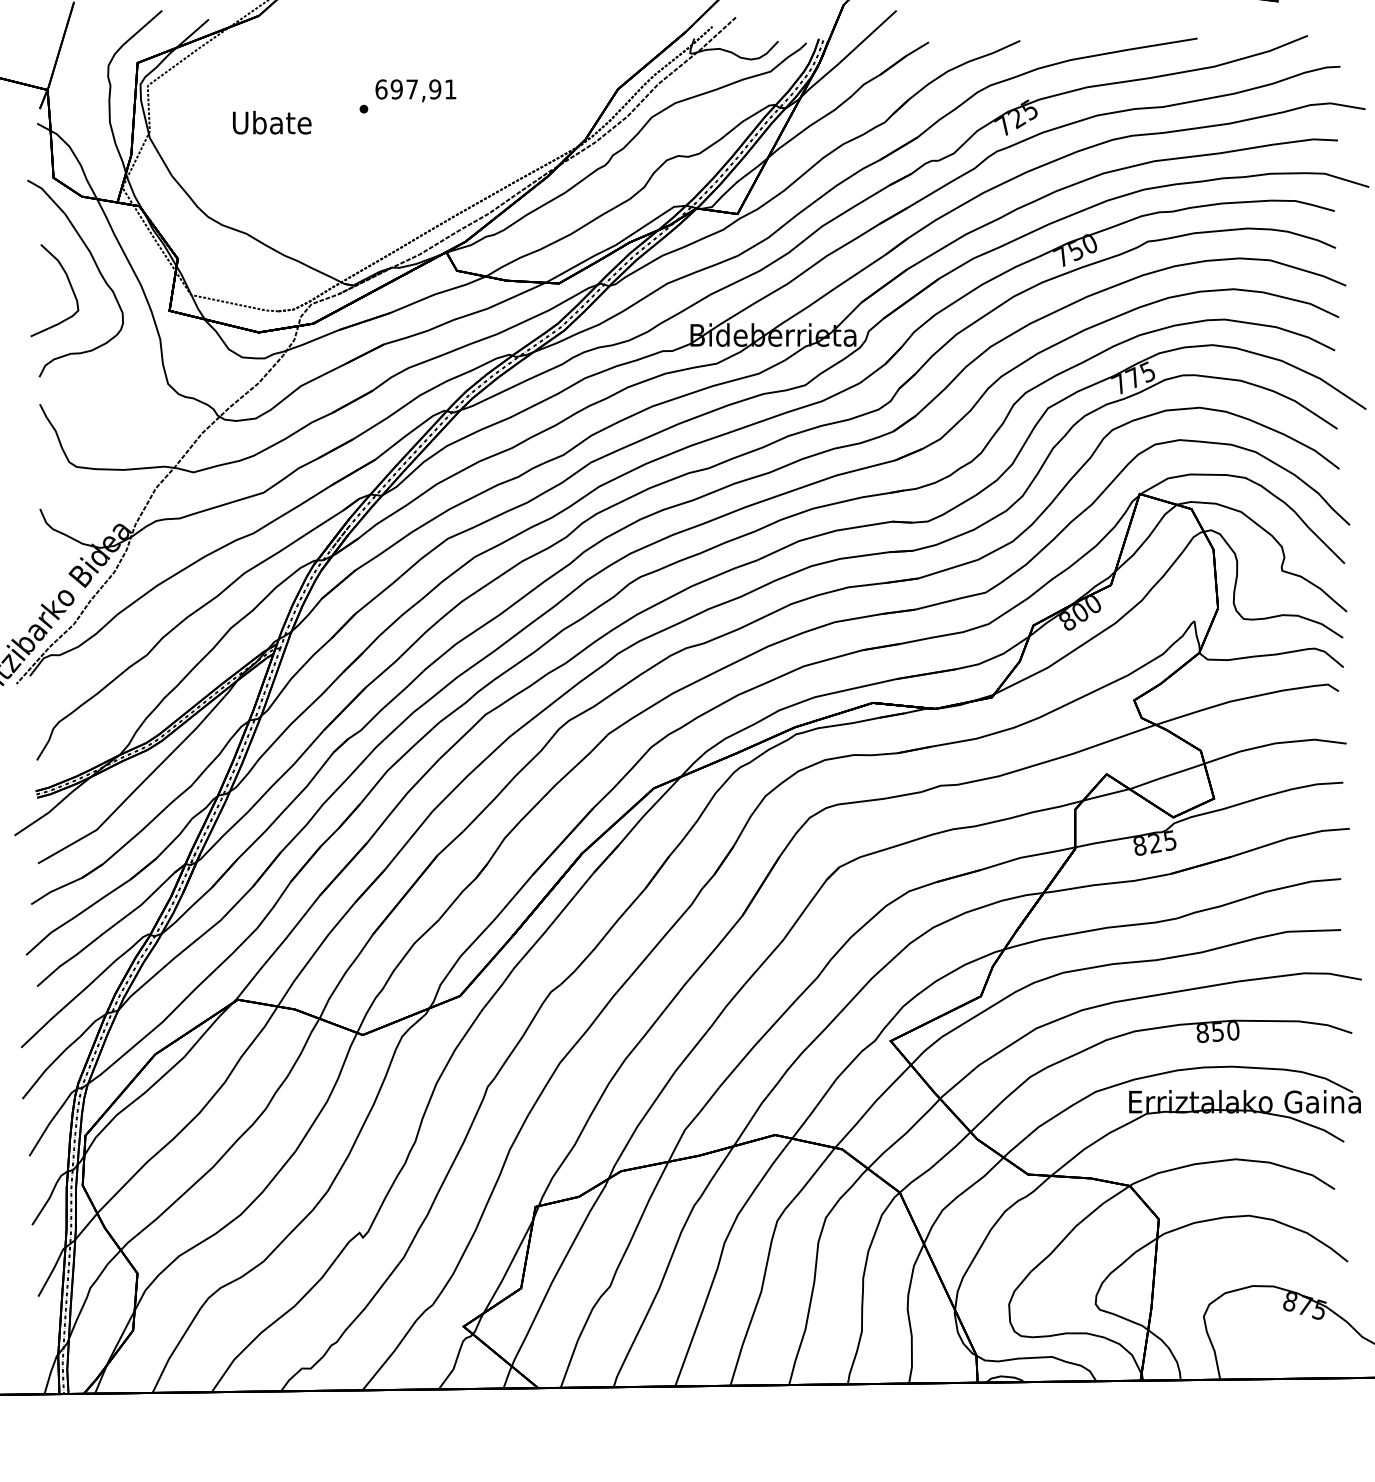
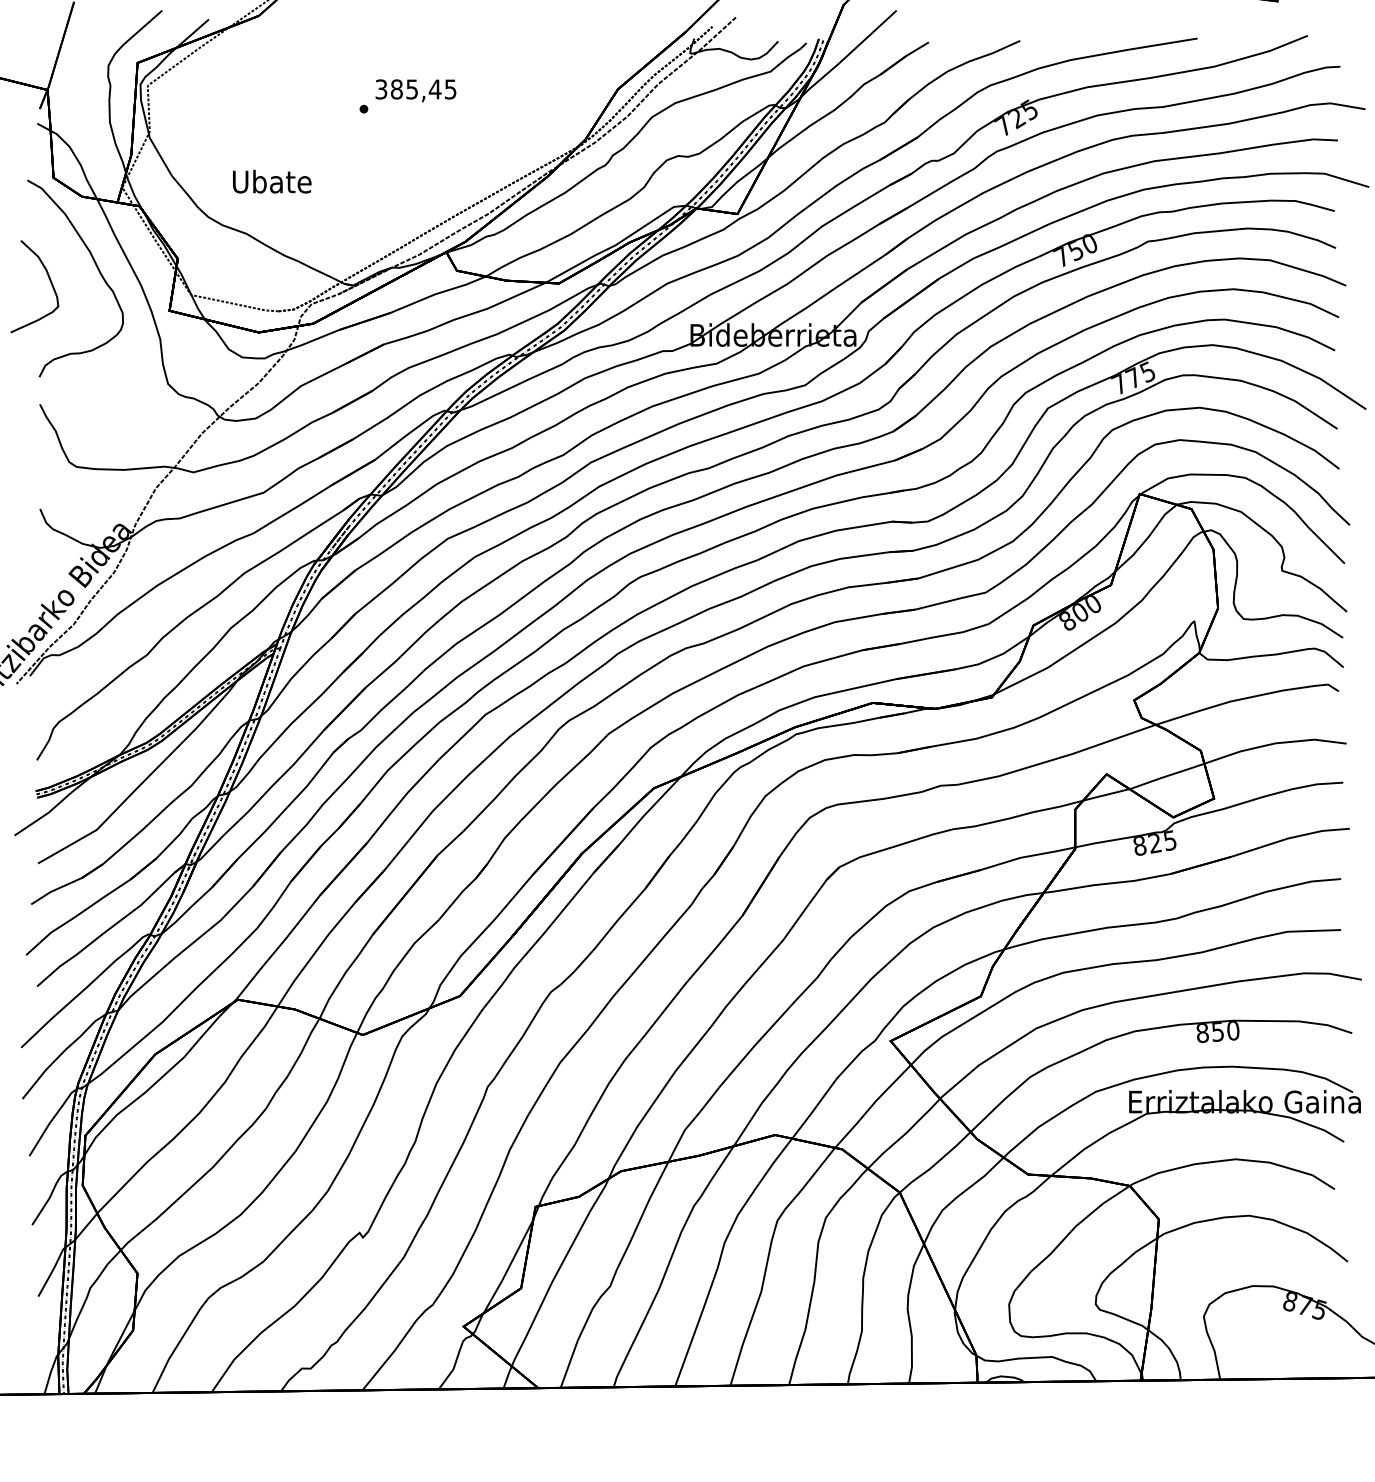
text: 697,91 -> 385,45 (415, 89)
text position: (272, 122) -> (272, 181) (272, 181)
curve position: (68, 282) -> (48, 278) (48, 278)
